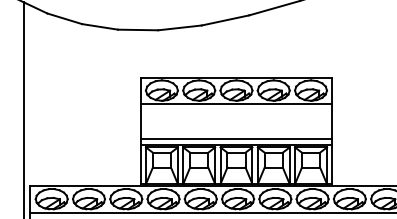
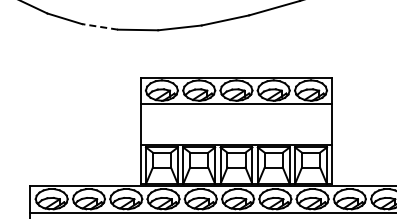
line: solid -> dashed (99, 26)
line: present -> none (23, 108)
line: present -> none (236, 139)
